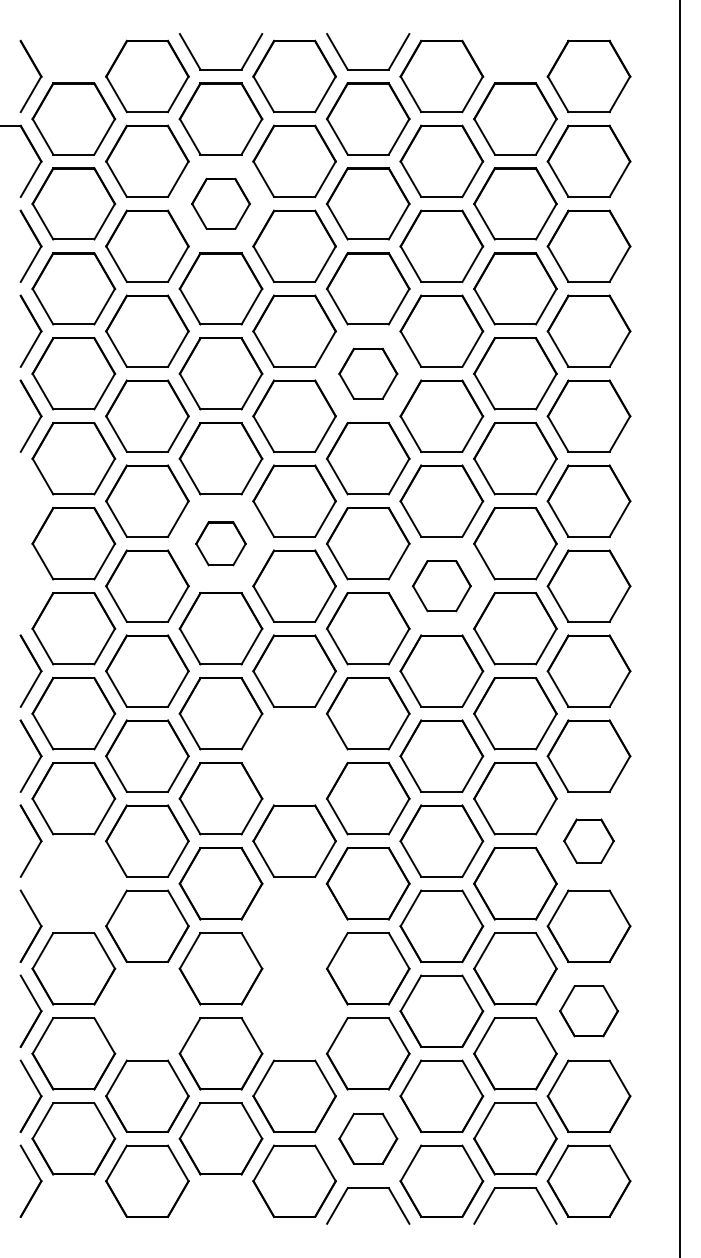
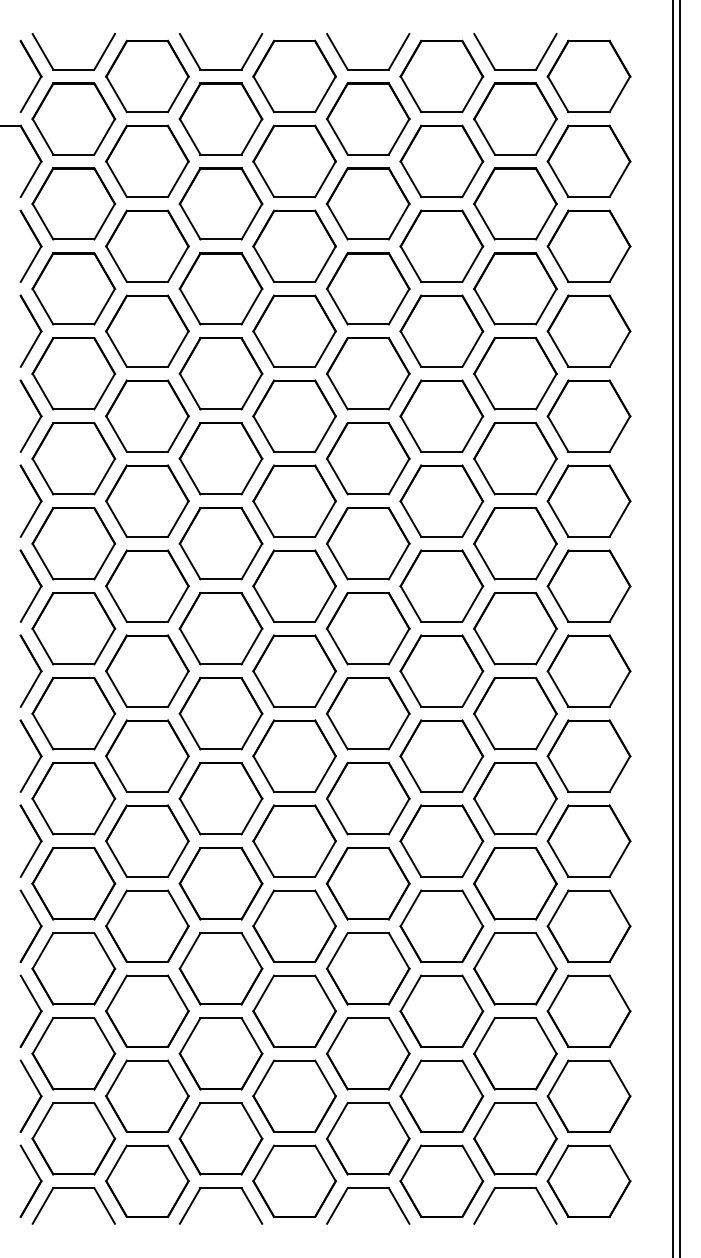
part: none -> present (73, 69)
part: none -> present (515, 69)
part size: 60x53 px -> 86x74 px (220, 203)
part size: 61x53 px -> 85x74 px (368, 373)
part: none -> present (36, 495)
part size: 52x46 px -> 86x74 px (220, 543)
part: none -> present (36, 580)
part size: 61x53 px -> 86x74 px (441, 585)
line: none -> present (673, 628)
part: none -> present (294, 755)
part size: 52x46 px -> 86x74 px (588, 840)
part: none -> present (73, 883)
part: none -> present (294, 925)
part: none -> present (147, 1010)
part: none -> present (294, 1010)
part size: 60x53 px -> 86x74 px (588, 1010)
part size: 61x53 px -> 85x74 px (368, 1138)
part: none -> present (73, 1188)
part: none -> present (221, 1188)
